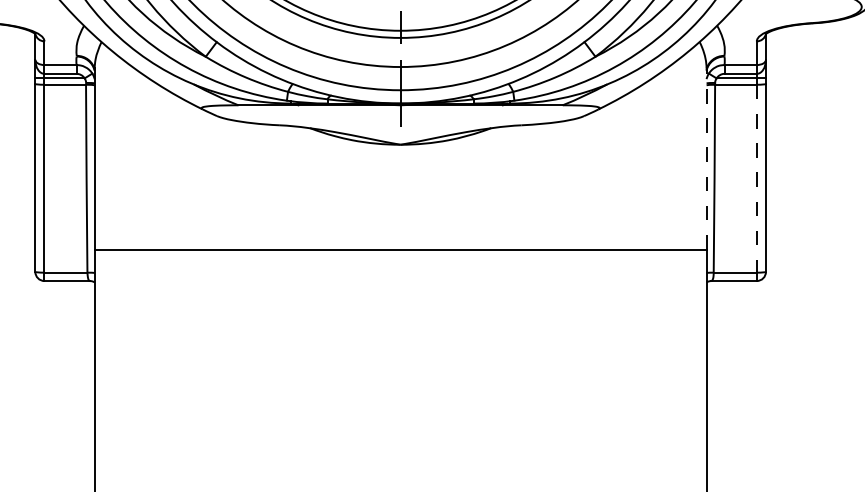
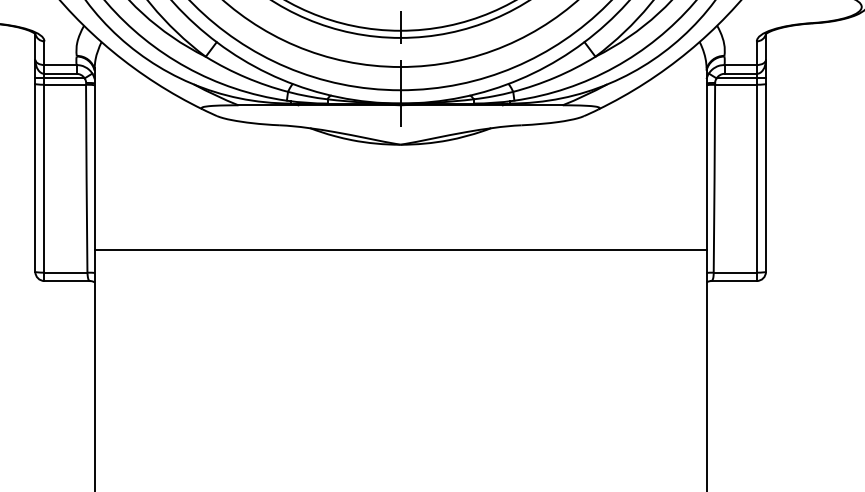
line: dashed -> solid (706, 159)
line: dashed -> solid (756, 179)
